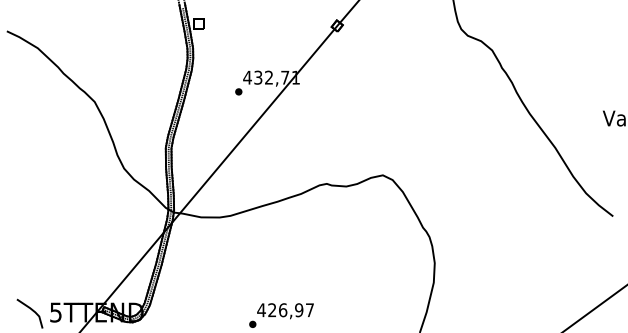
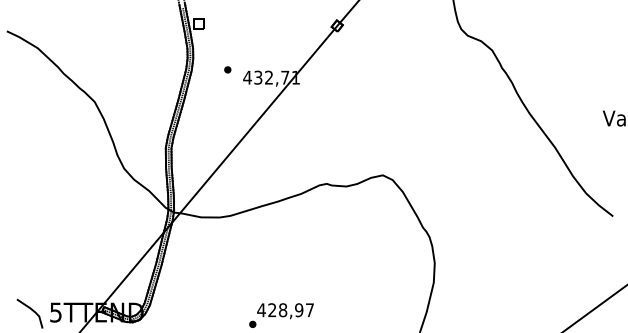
part position: (238, 91) -> (227, 69) (227, 69)
text: 426,97 -> 428,97 (283, 309)
